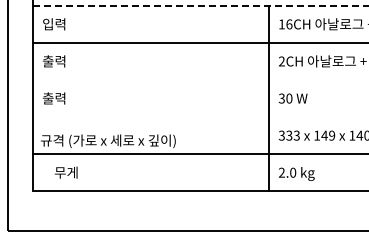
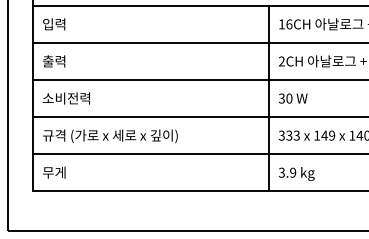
line: dashed -> solid (200, 5)
line: none -> present (198, 80)
text: 출력 -> 소비전력 (65, 98)
line: none -> present (198, 117)
text position: (108, 140) -> (110, 135) (110, 135)
text position: (66, 172) -> (54, 172) (54, 172)
text: 2.0 -> 3.9 (287, 172)
